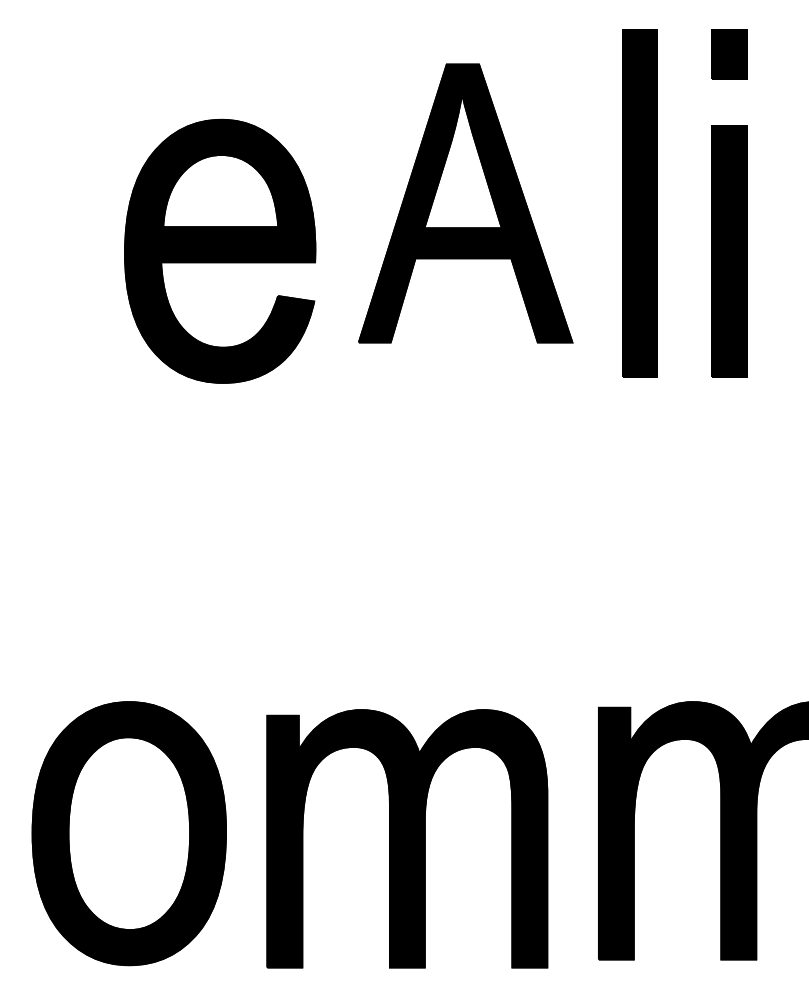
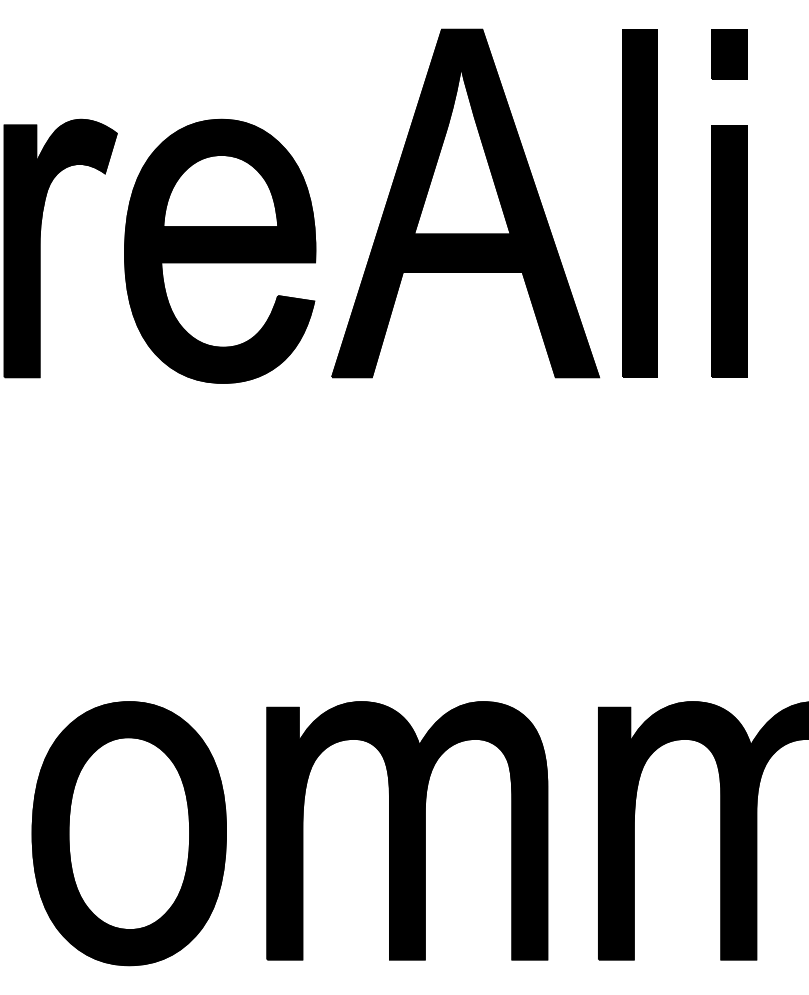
part size: 216x281 px -> 270x351 px (465, 203)
part: none -> present (40, 248)
part position: (407, 838) -> (407, 830) (407, 830)
